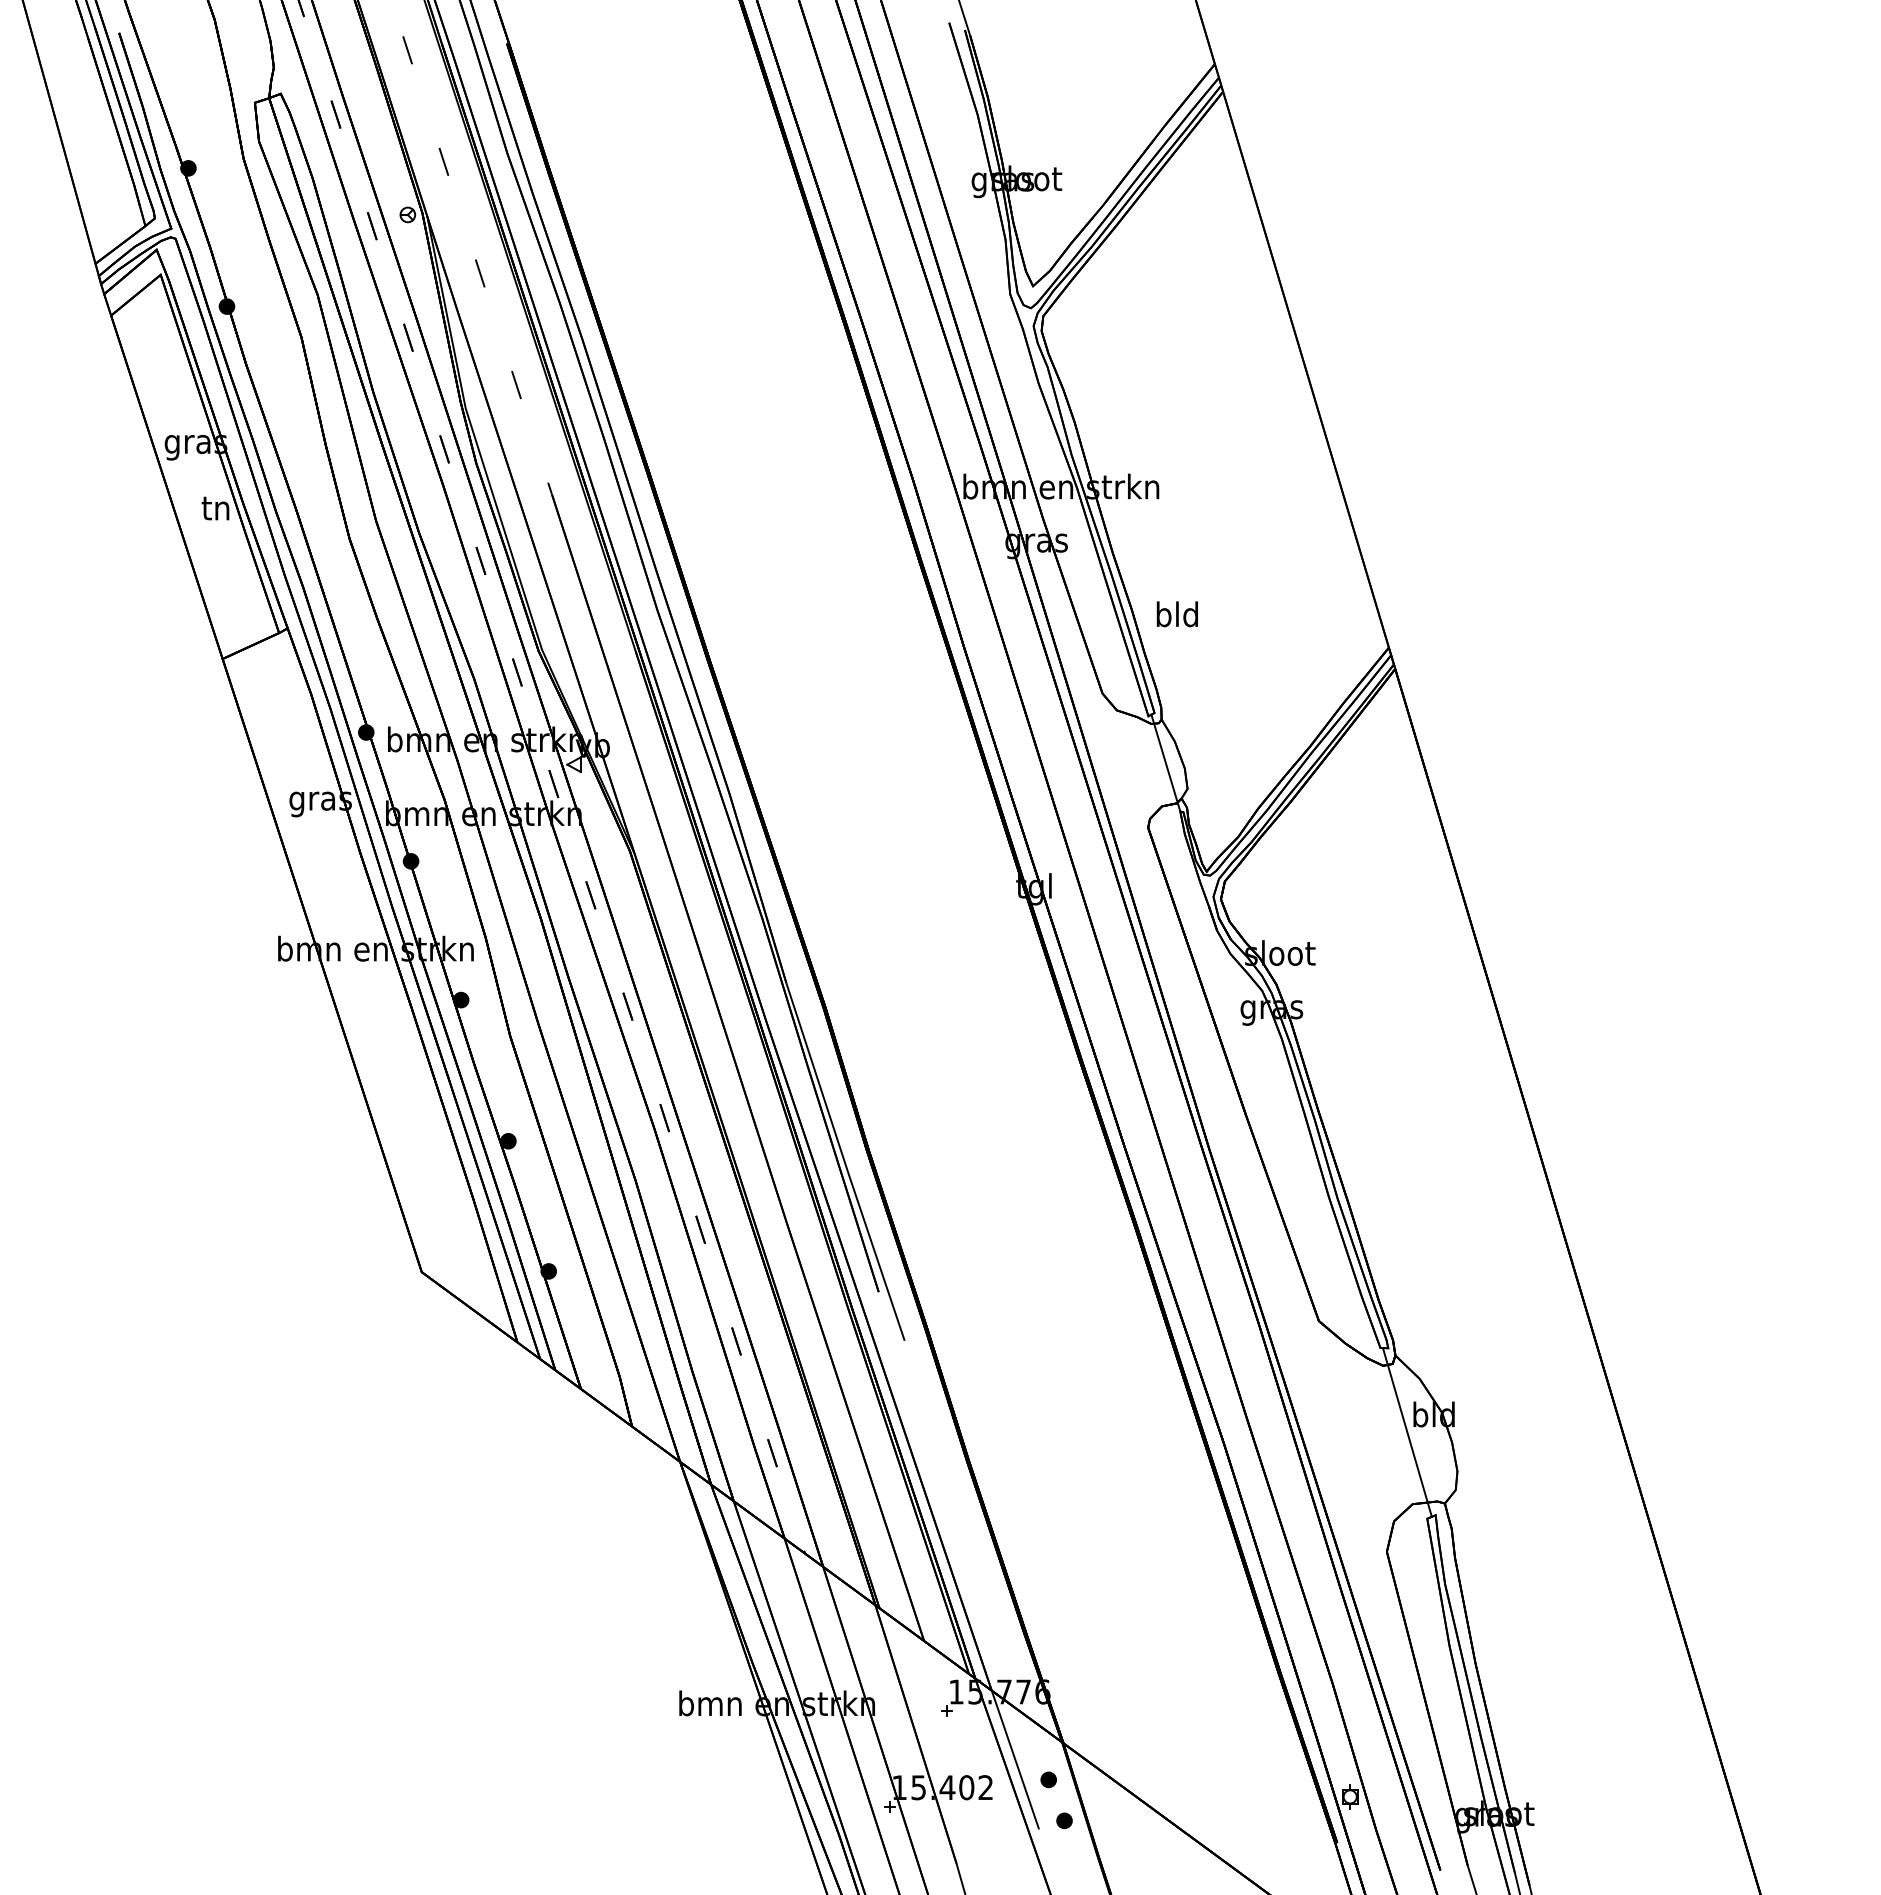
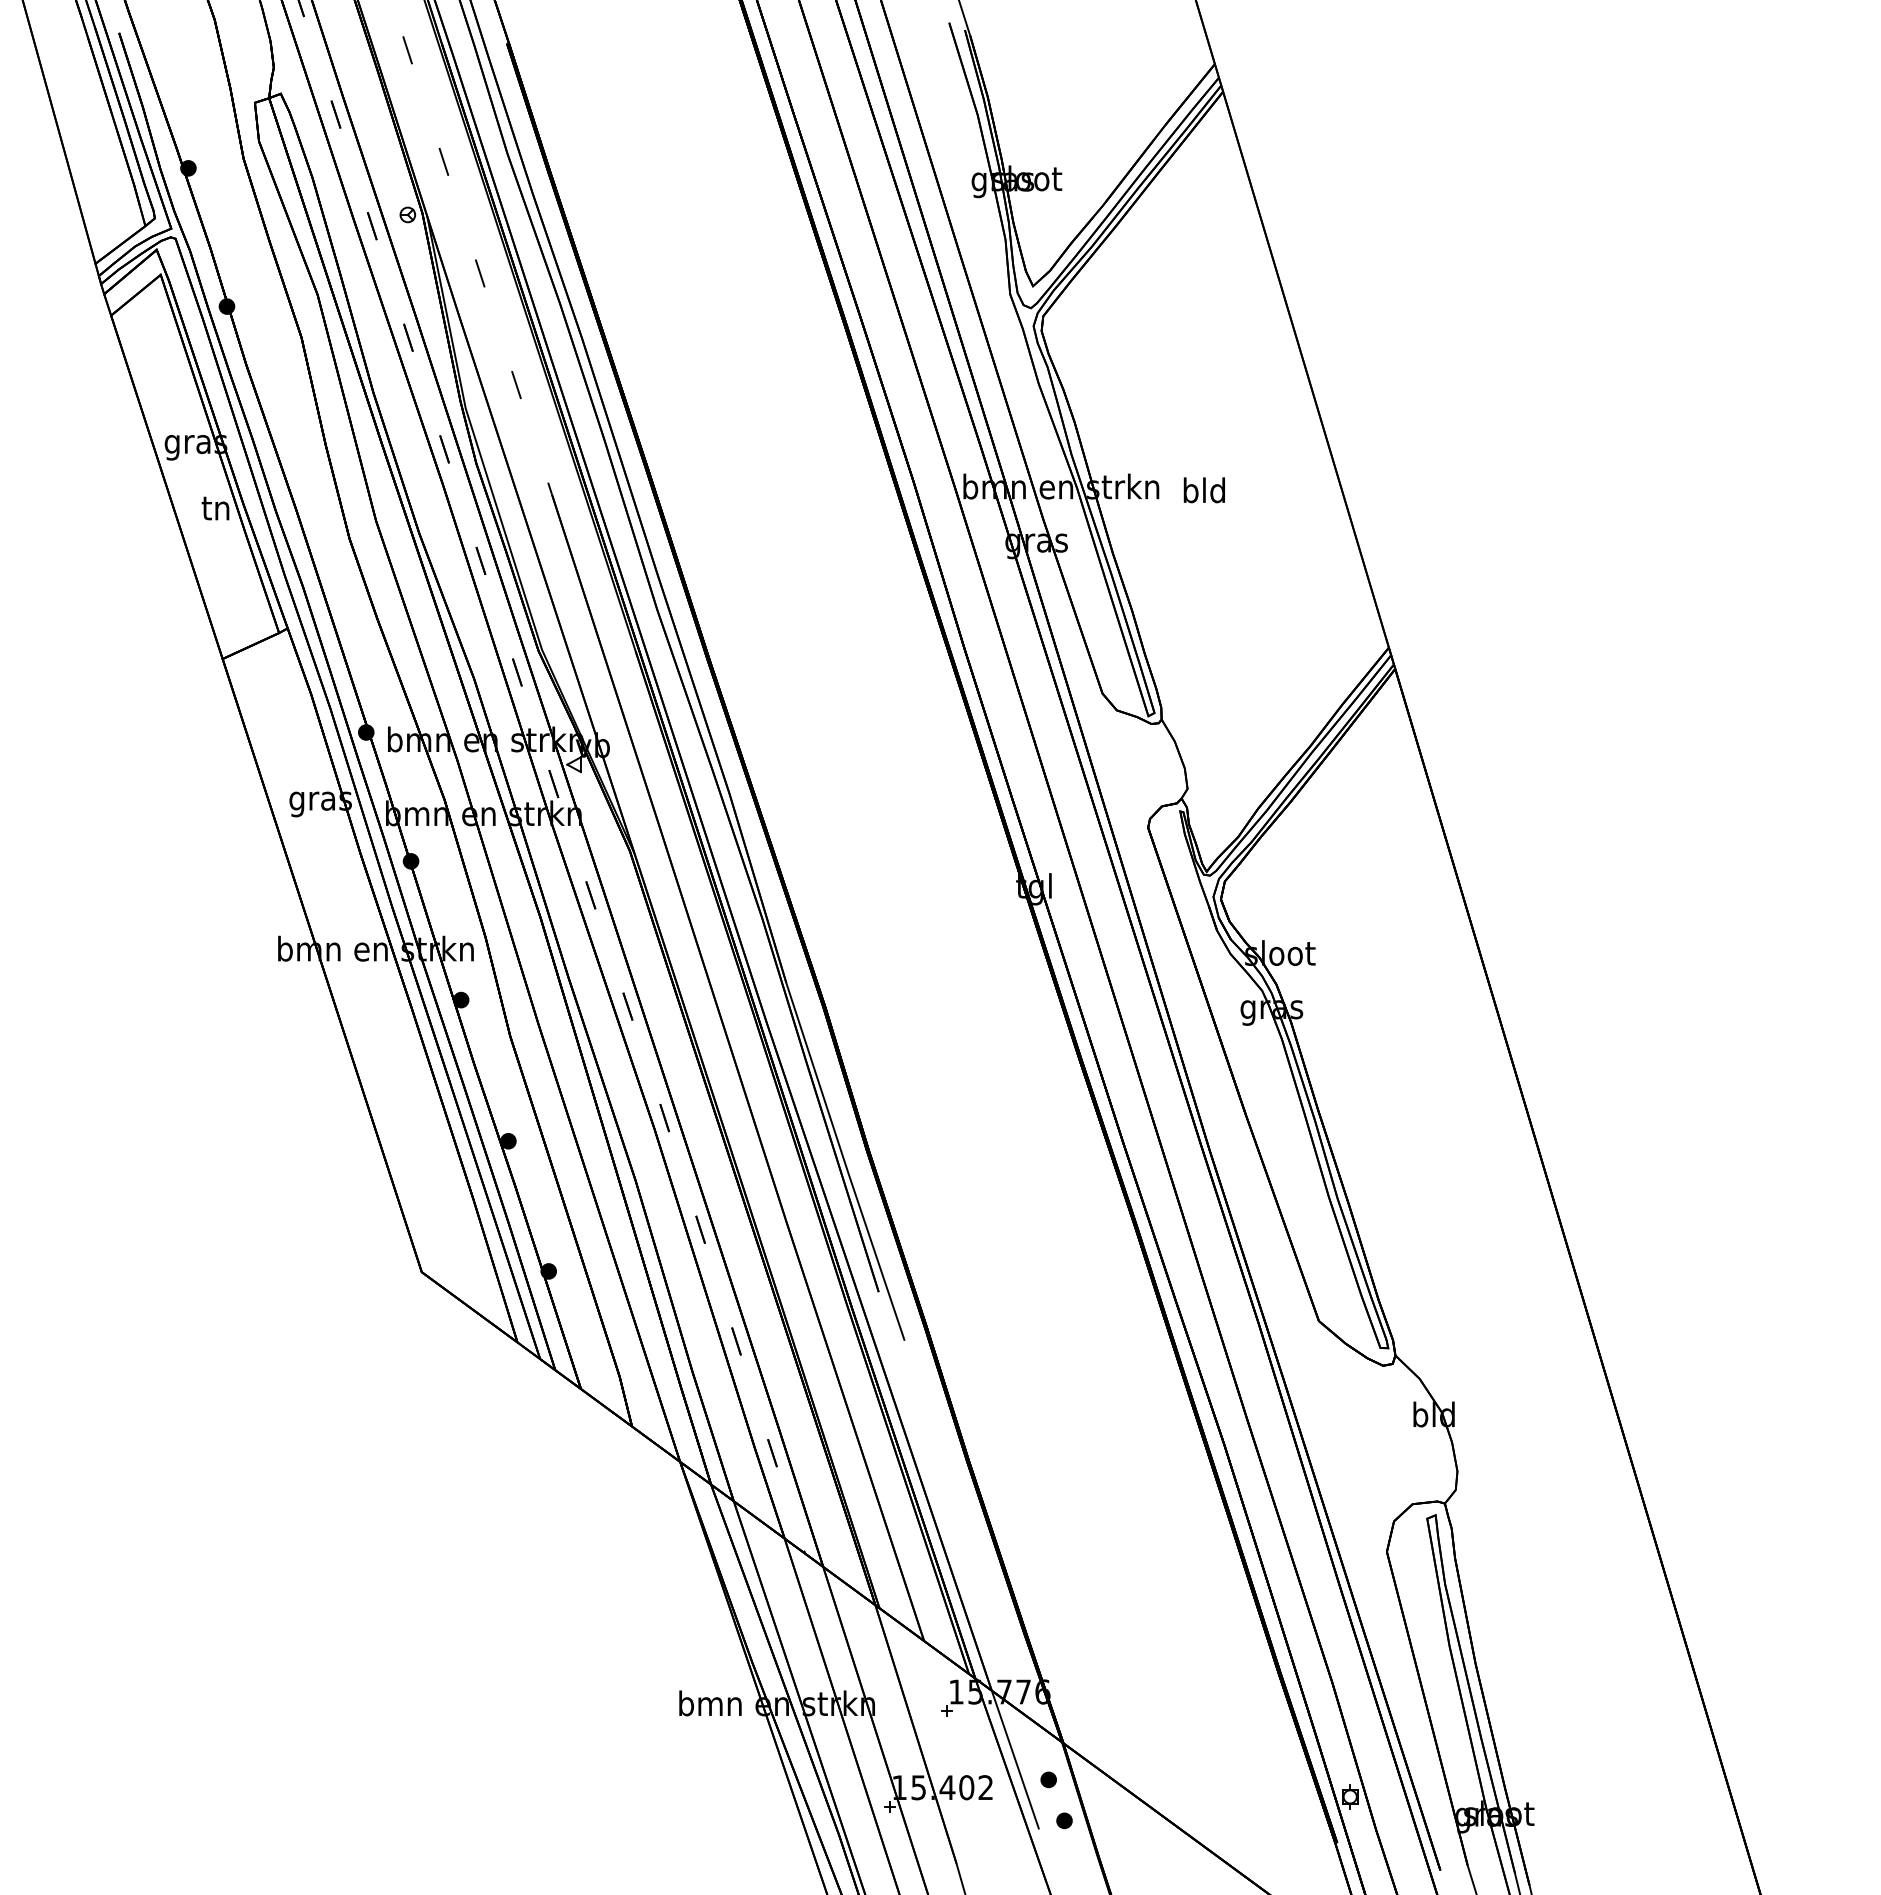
text position: (1176, 614) -> (1203, 490) (1203, 490)
line: present -> none (1165, 762)
line: present -> none (1406, 1432)
